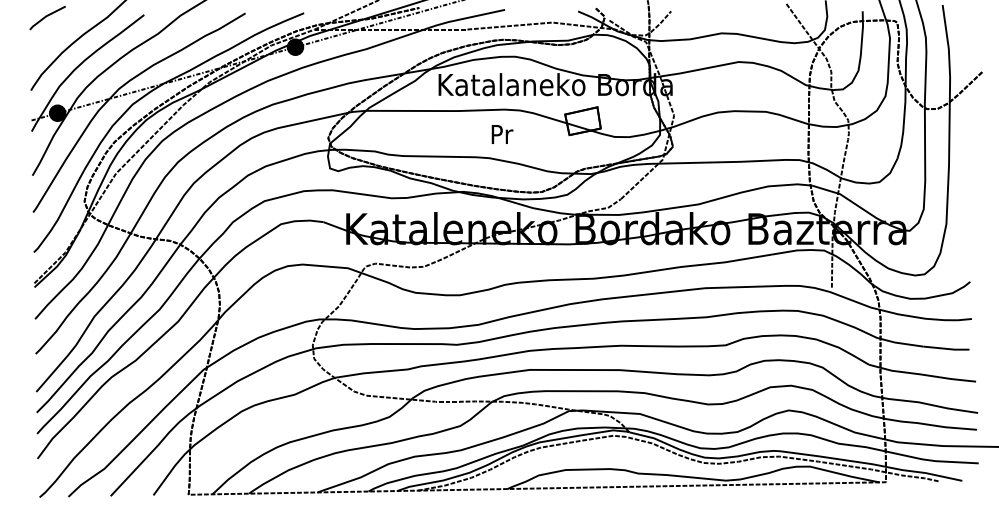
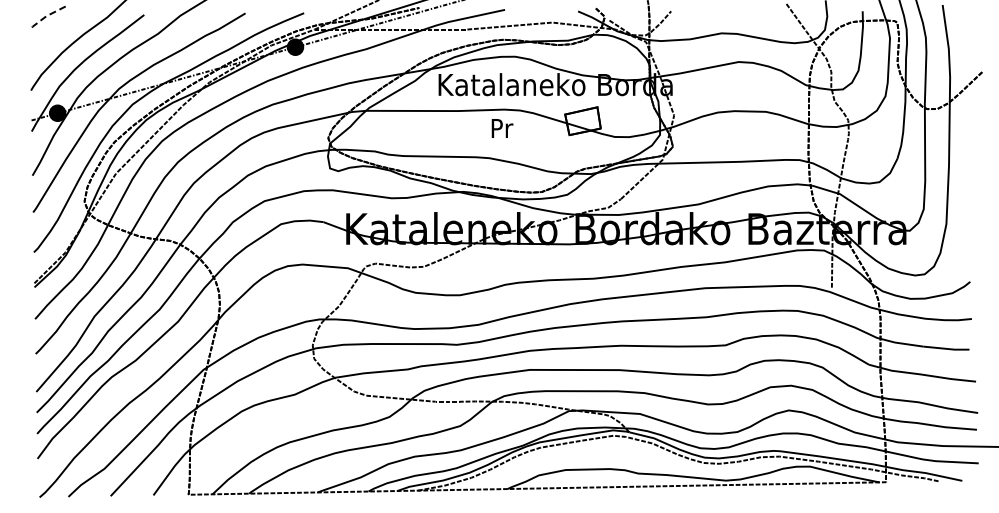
line: solid -> dashed (45, 16)
text position: (502, 134) -> (502, 128) (502, 128)
